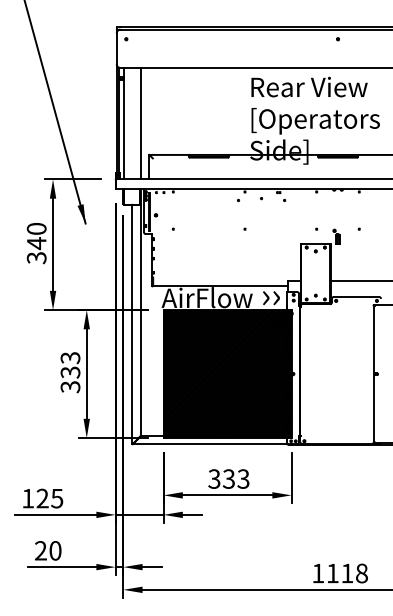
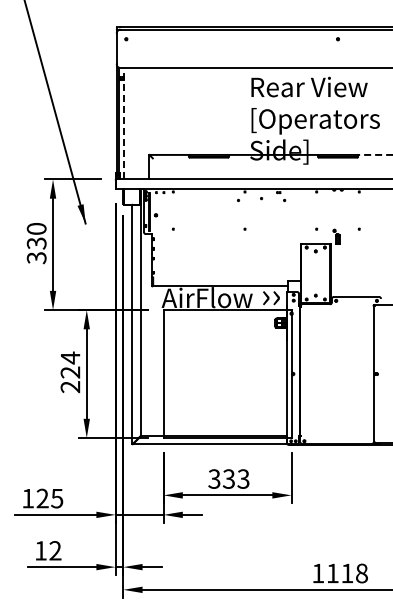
line: solid -> dashed (124, 123)
line: present -> none (140, 123)
line: solid -> dashed (374, 154)
text: 340 -> 330 (36, 243)
line: present -> none (359, 281)
text: 333 -> 224 (70, 372)
hatch: present -> none (227, 374)
text: 20 -> 12 (48, 550)
